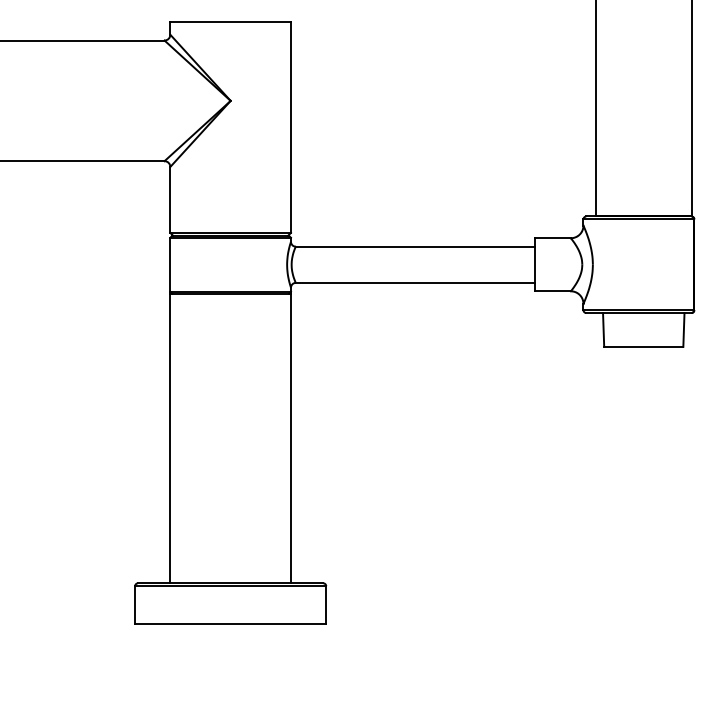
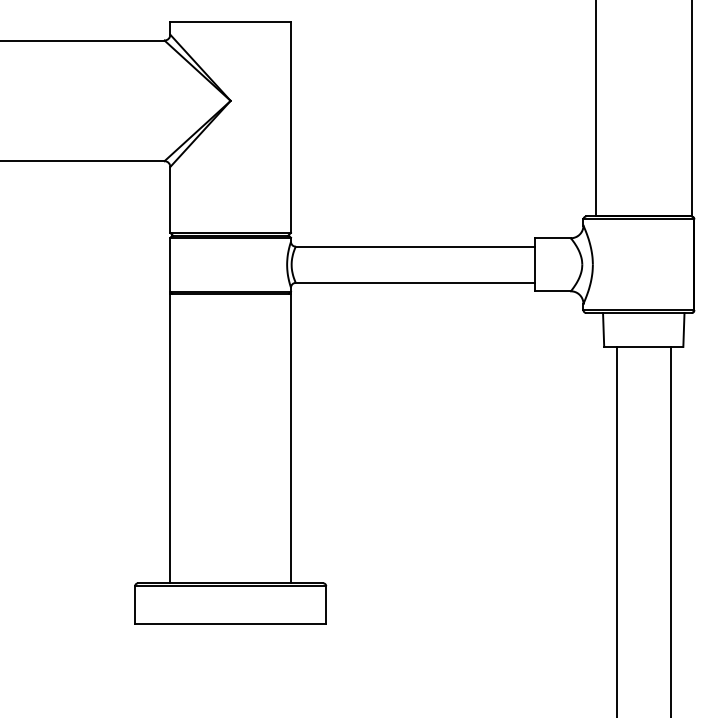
line: none -> present (616, 530)
line: none -> present (670, 530)
